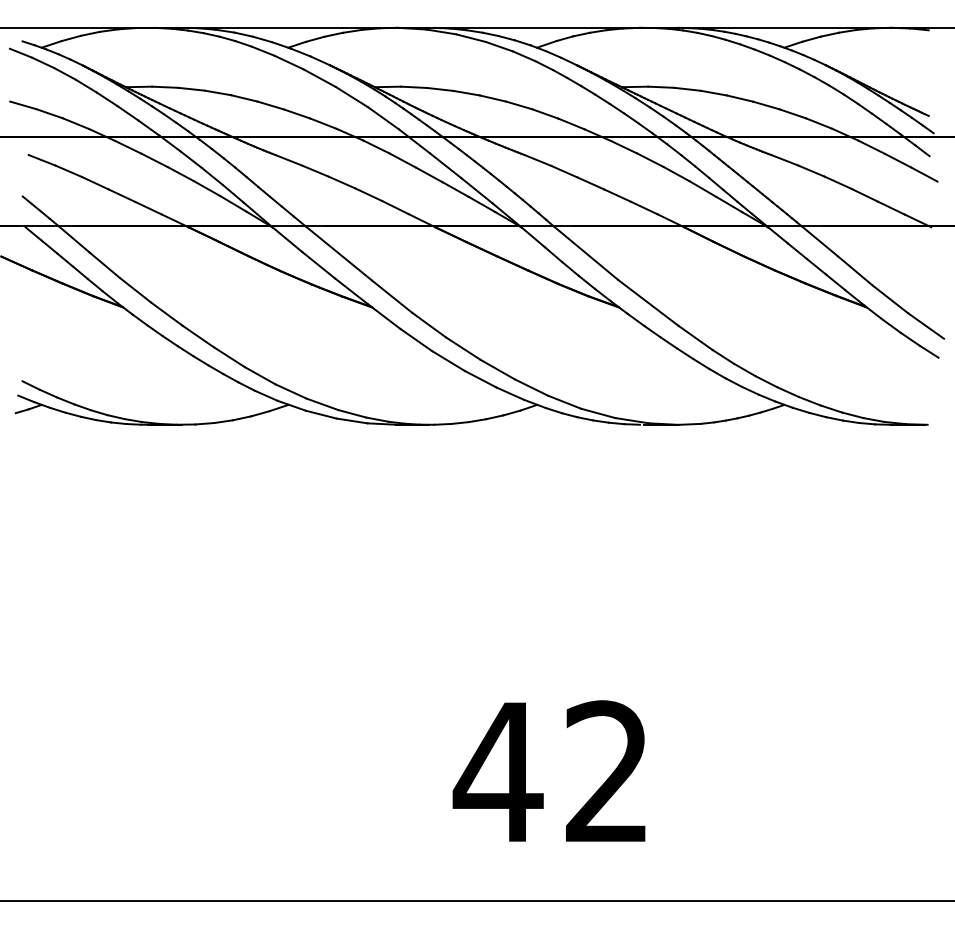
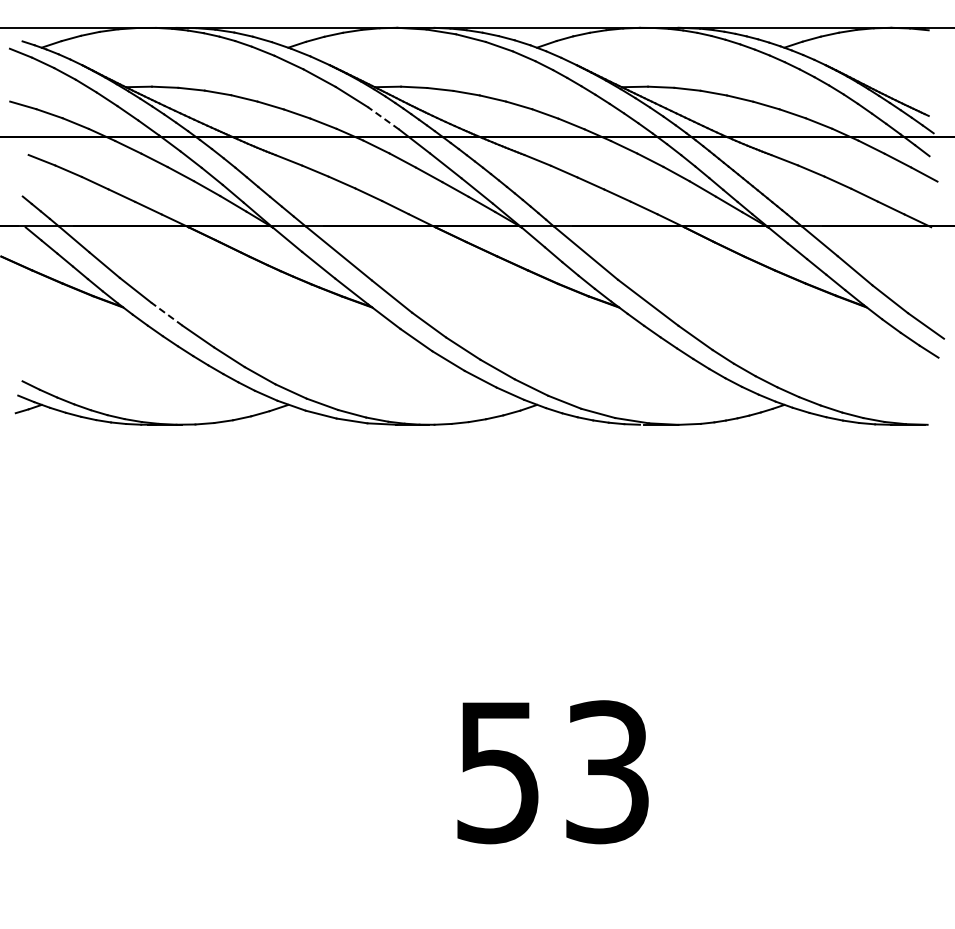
line: solid -> dashed (383, 118)
line: solid -> dashed (166, 314)
text: 42 -> 53 (550, 772)
line: present -> none (476, 901)
